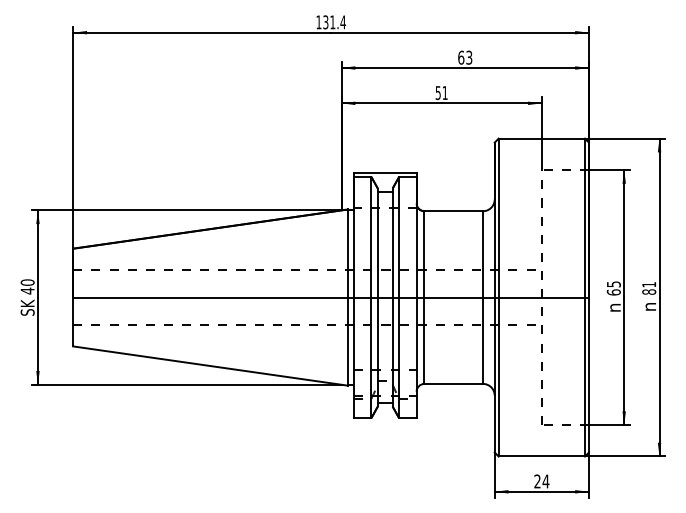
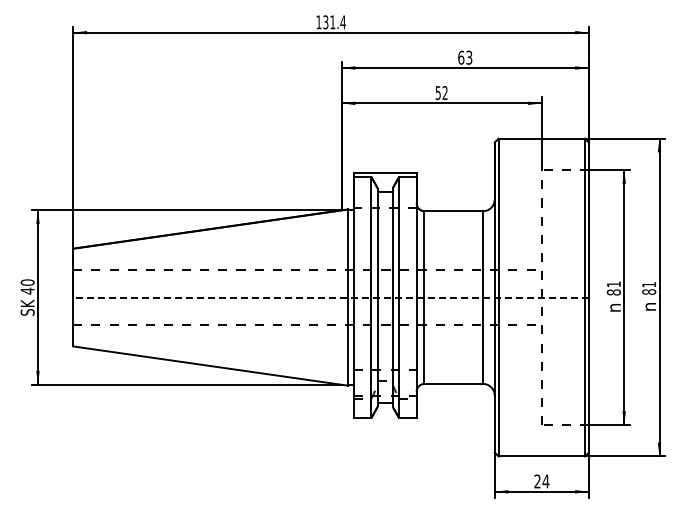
text: 51 -> 52 (444, 92)
text: 65 -> 81 (613, 288)
line: solid -> dashed (331, 297)
